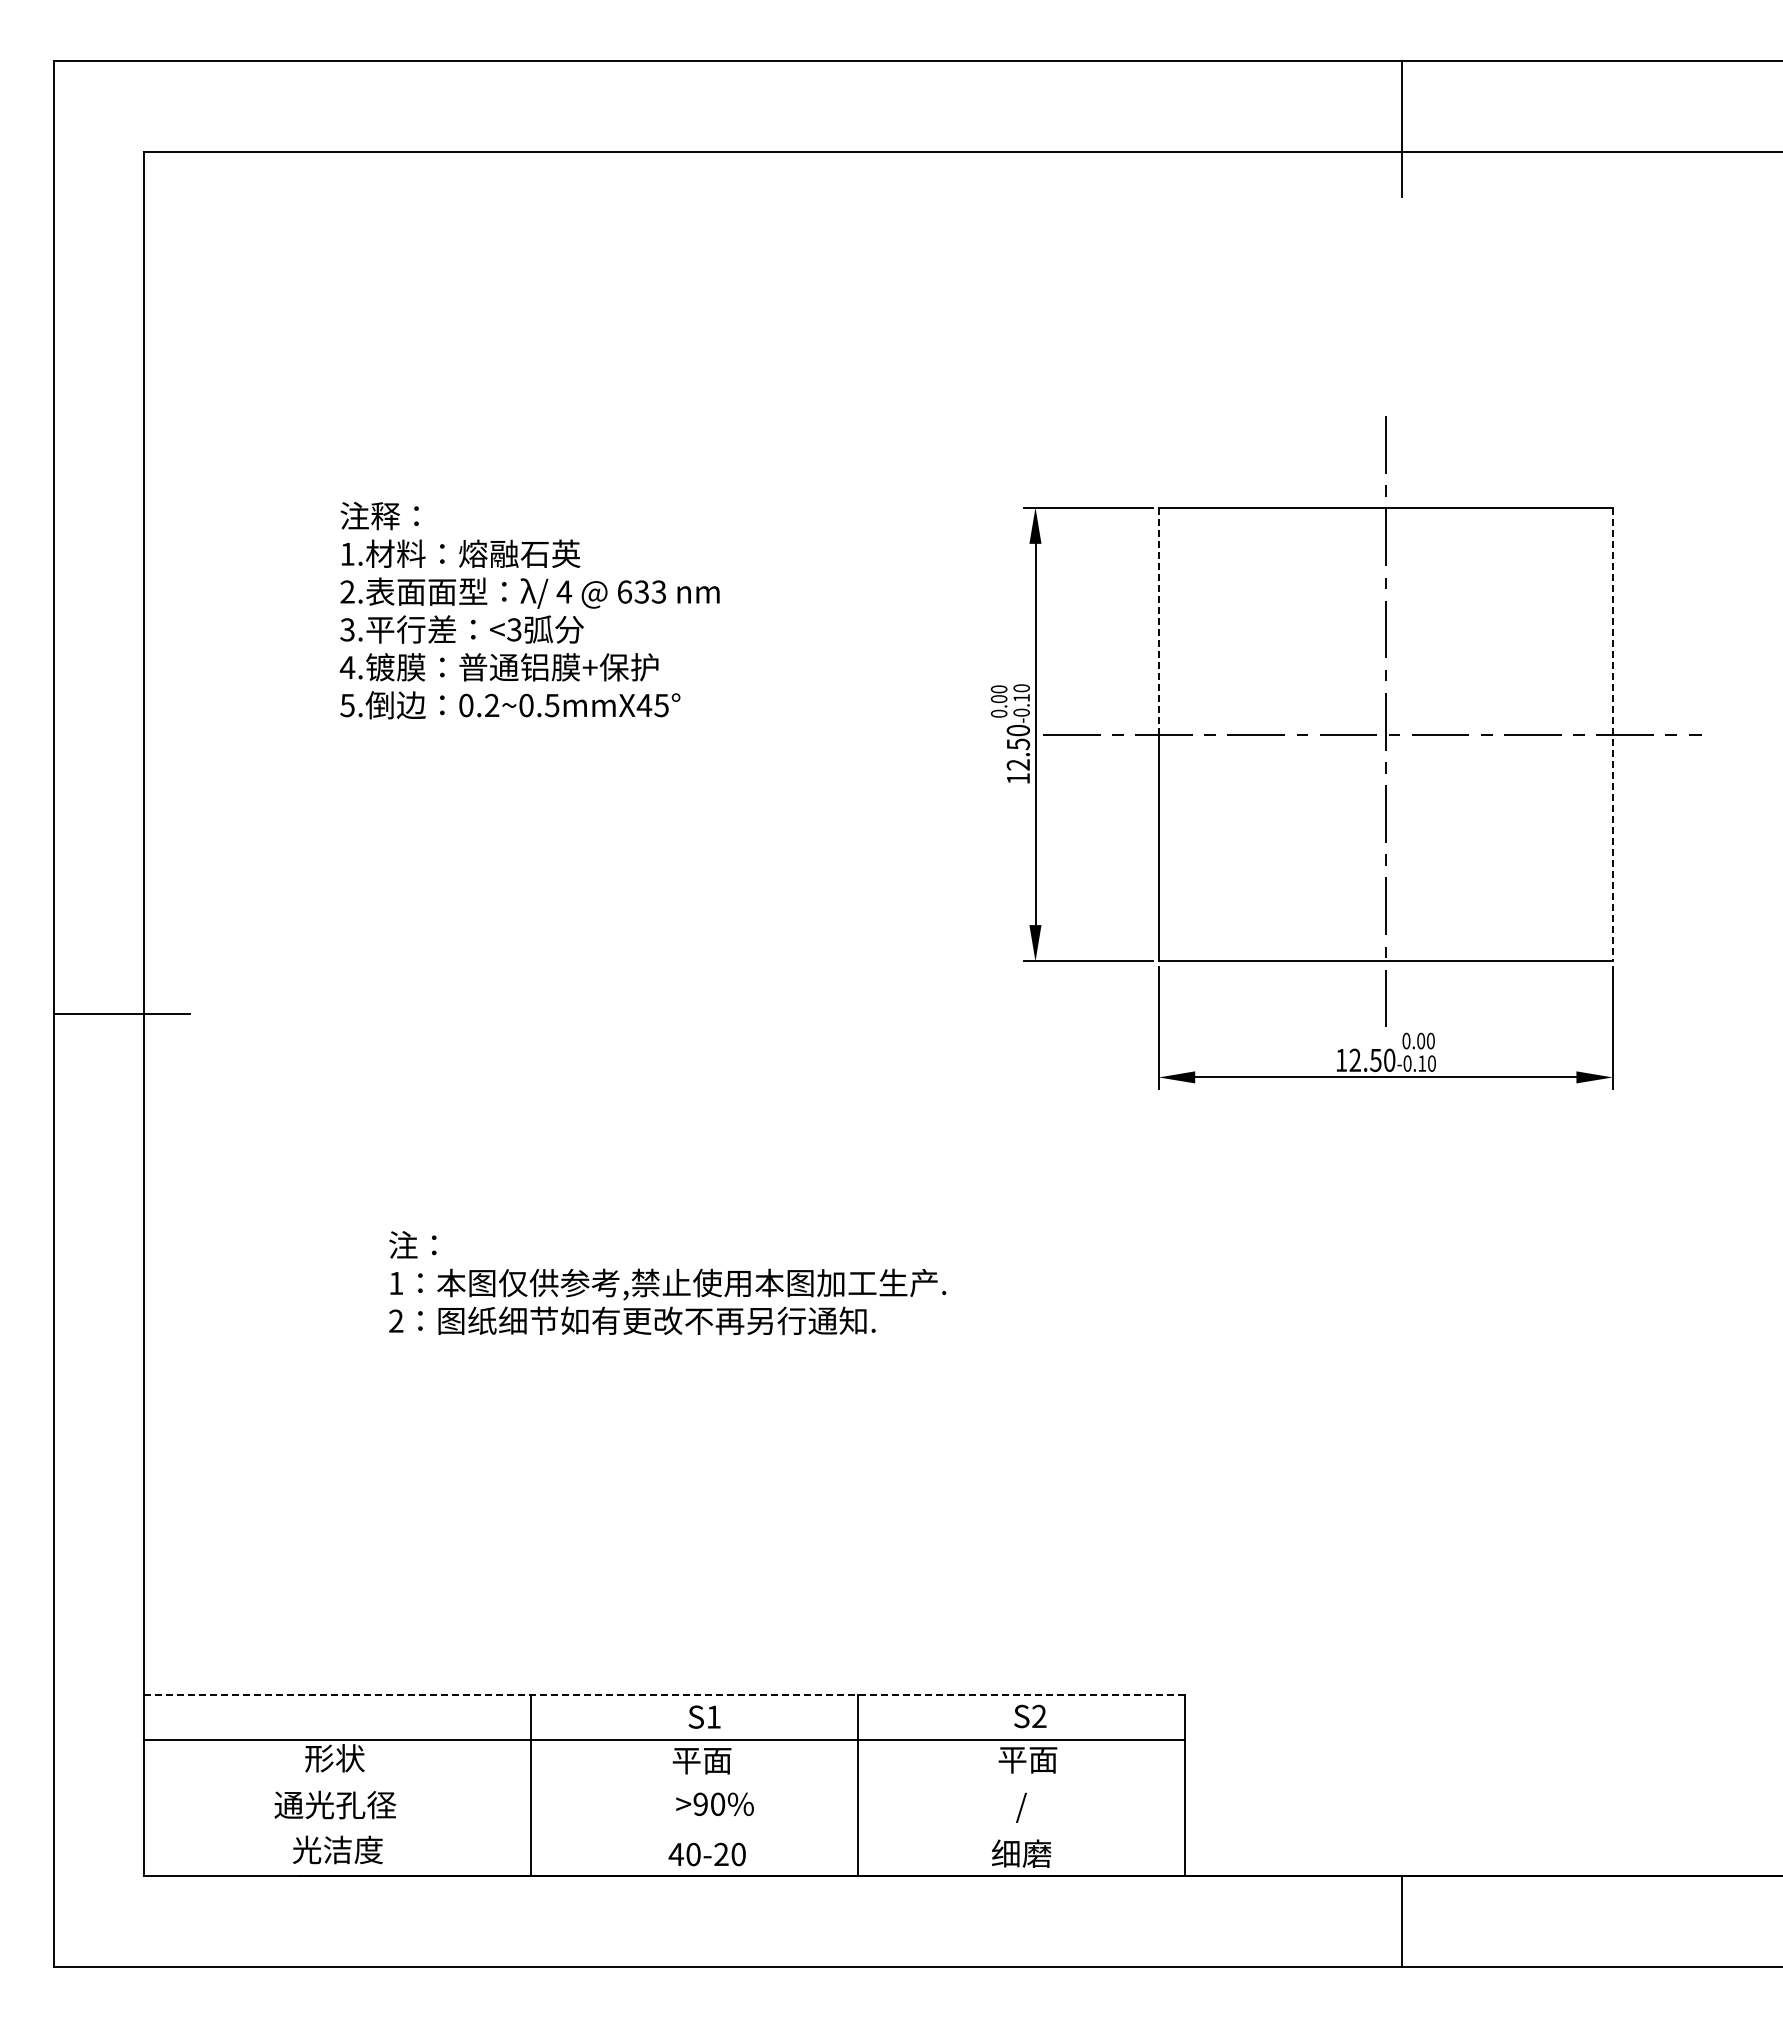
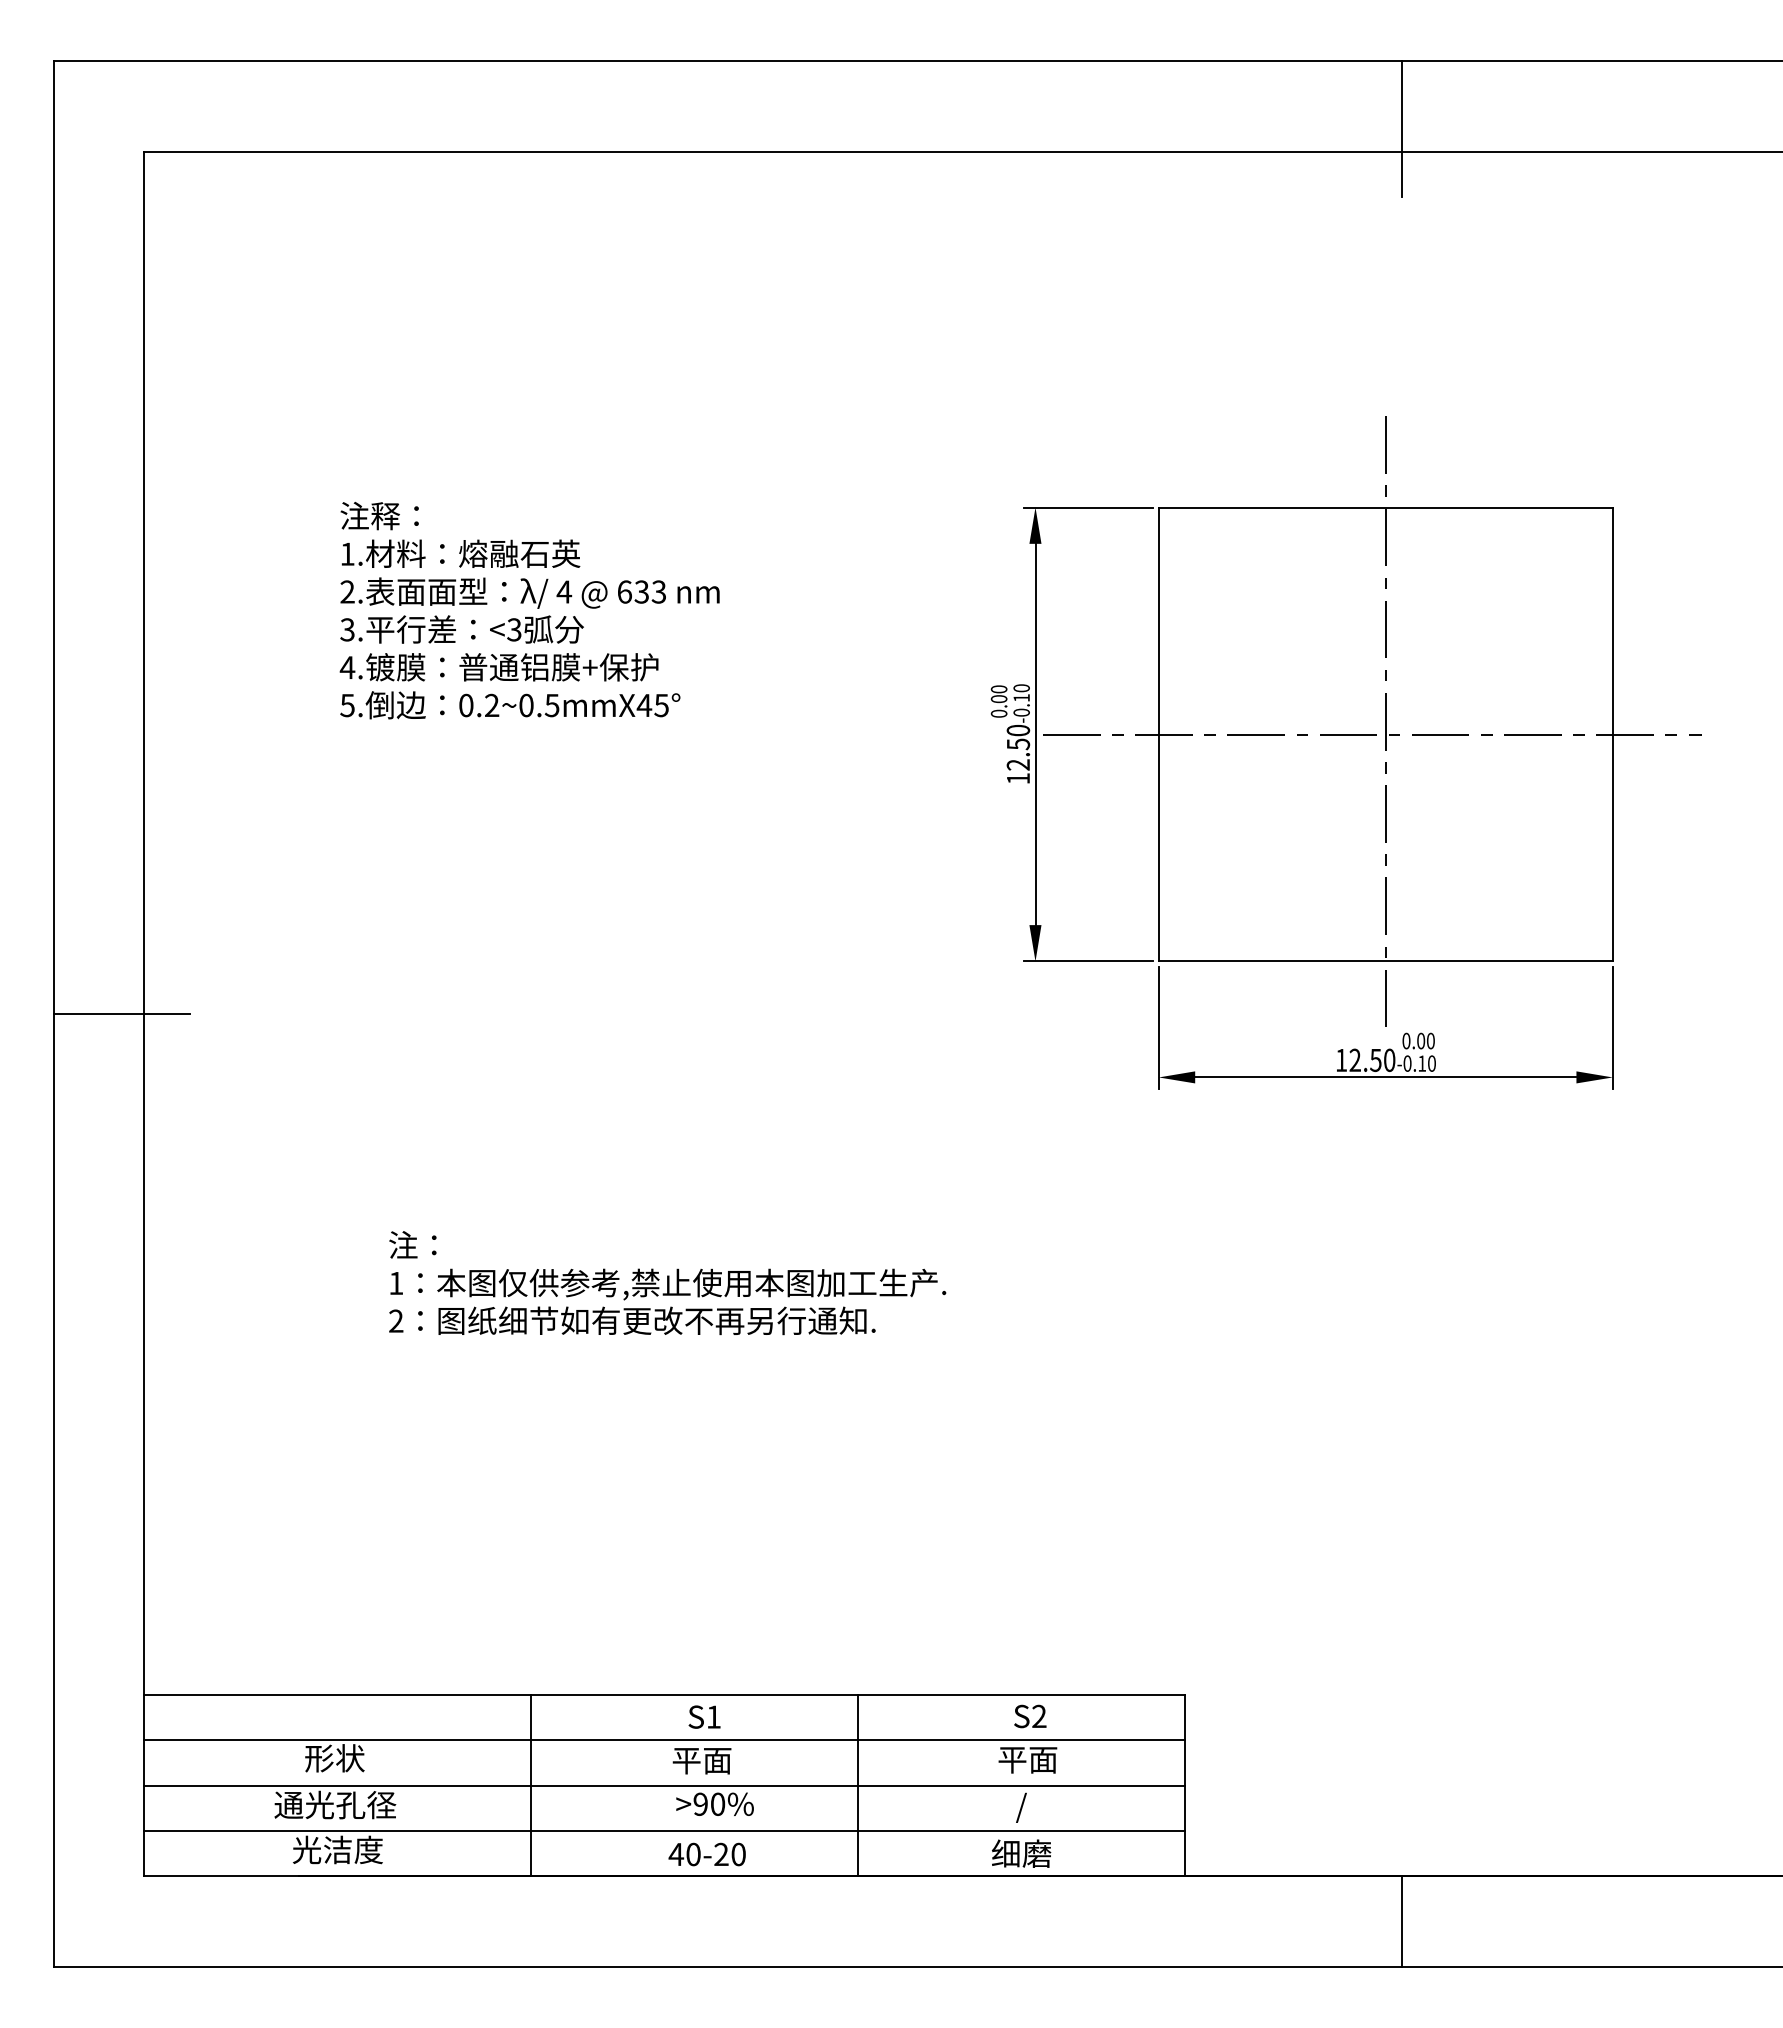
line: dashed -> solid (1158, 620)
line: dashed -> solid (1612, 734)
line: dashed -> solid (665, 1694)
line: none -> present (664, 1785)
line: none -> present (664, 1830)
